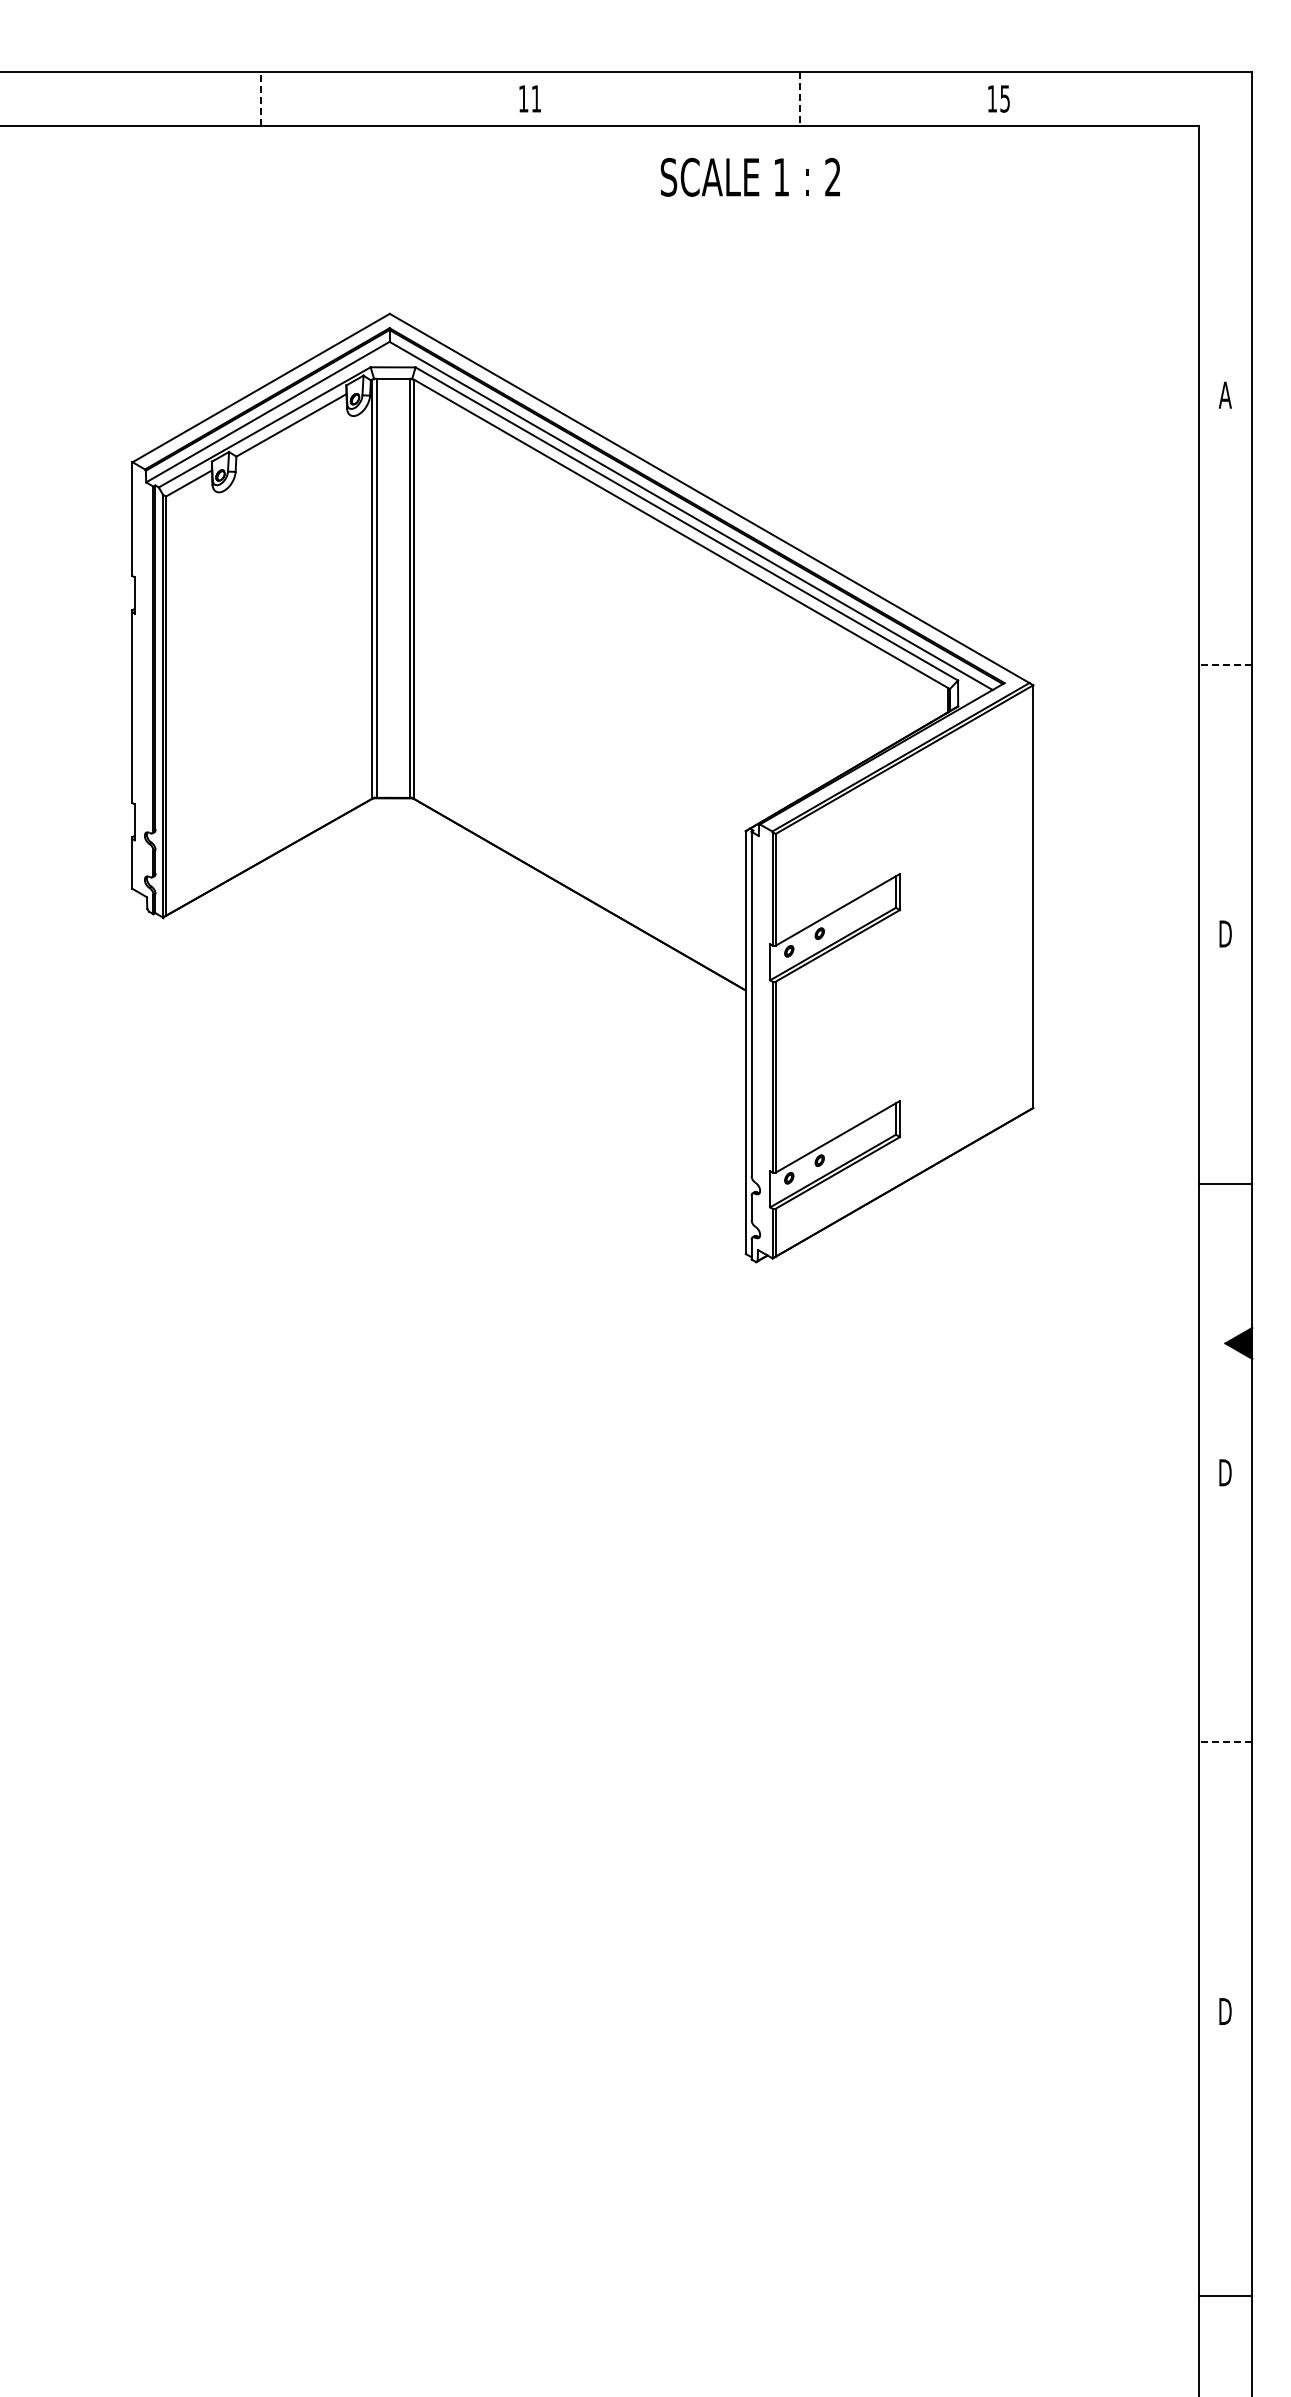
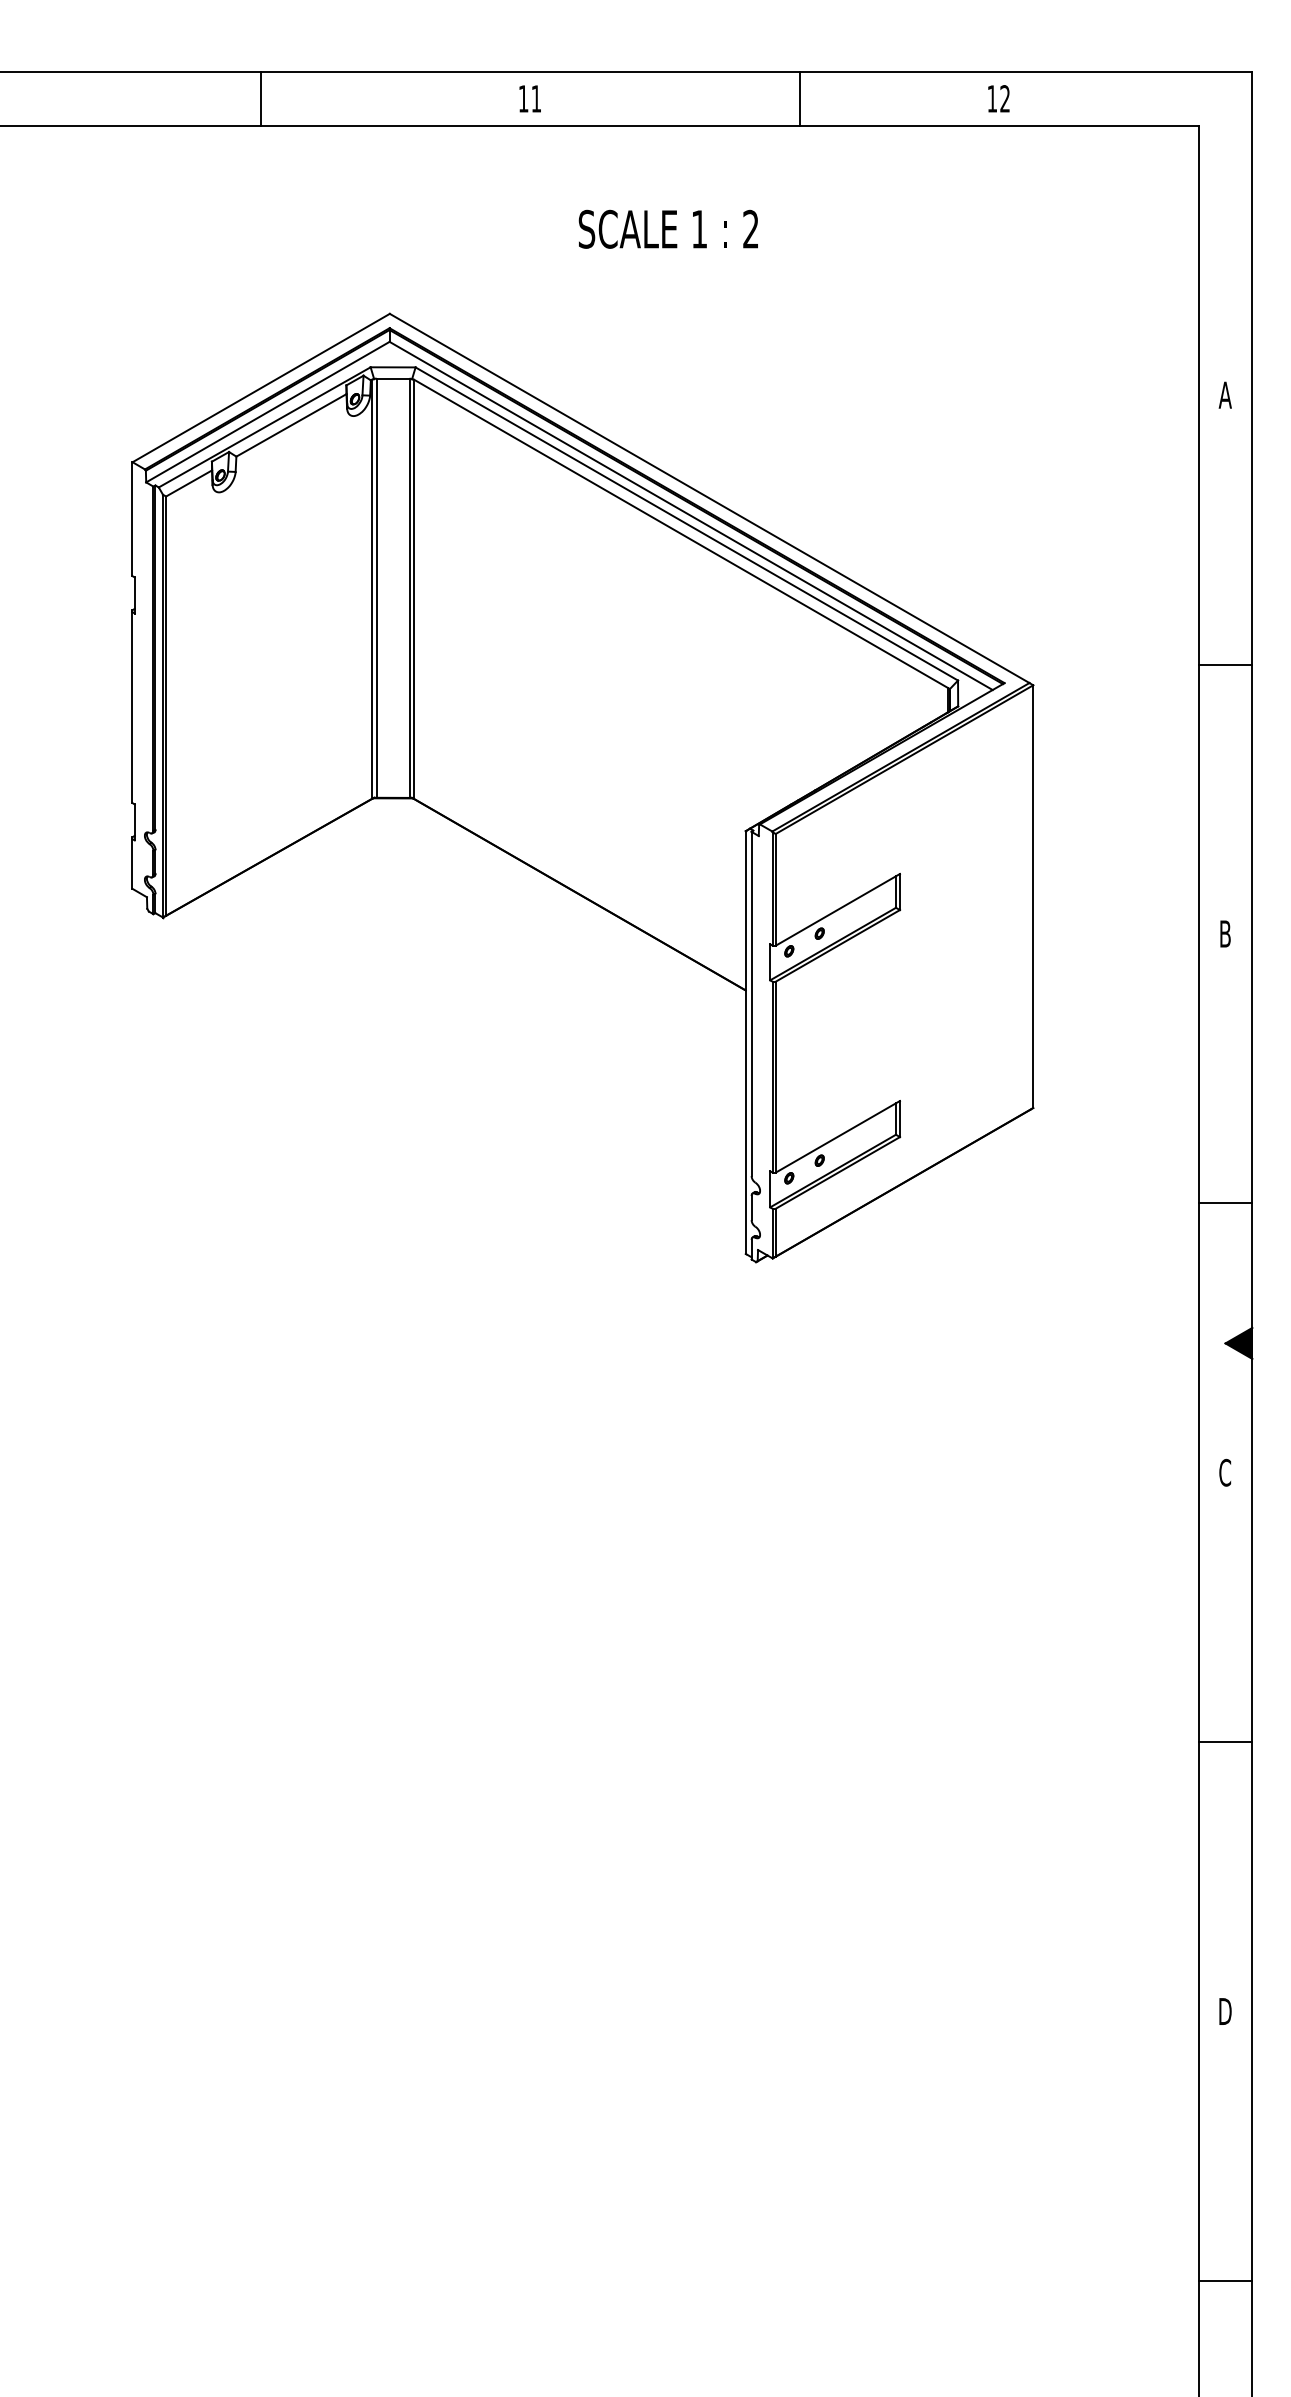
line: dashed -> solid (261, 98)
line: dashed -> solid (799, 98)
text: 15 -> 12 (1004, 98)
text position: (749, 176) -> (667, 228) (667, 228)
line: dashed -> solid (1225, 664)
text: D -> B (1225, 933)
line position: (1225, 1184) -> (1225, 1203) (1225, 1203)
text: D -> C (1225, 1472)
line: dashed -> solid (1225, 1742)
line position: (1225, 2295) -> (1225, 2280) (1225, 2280)
